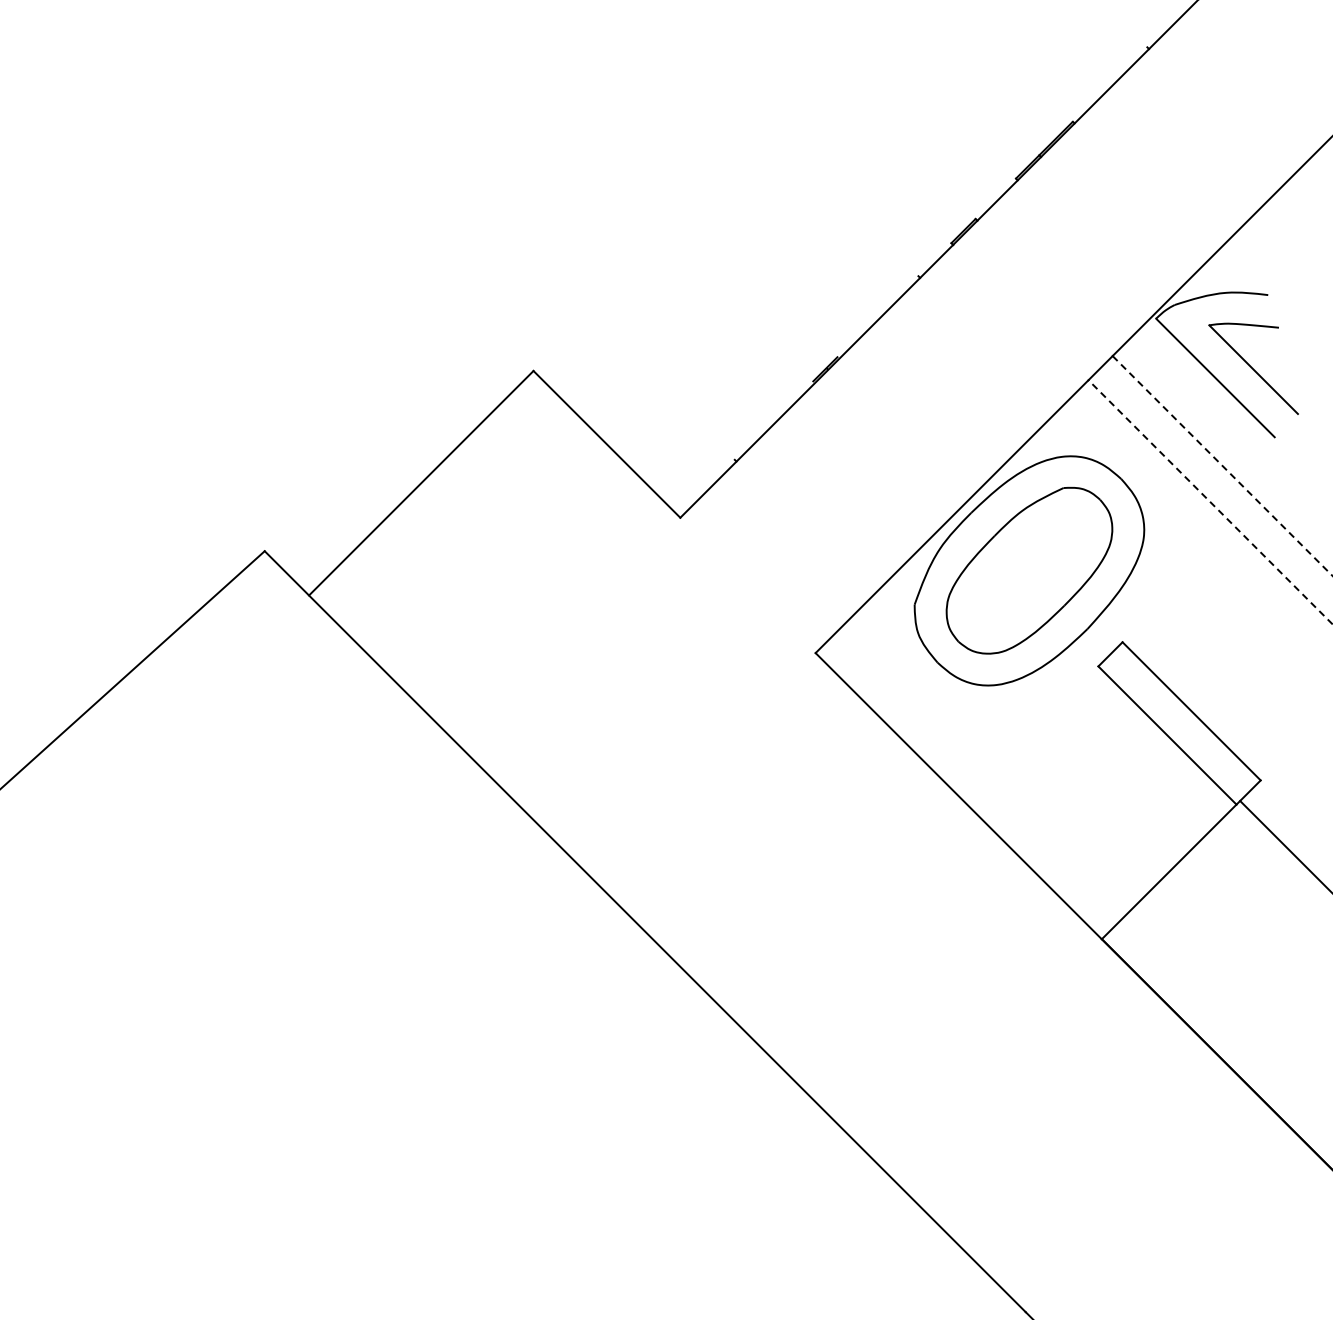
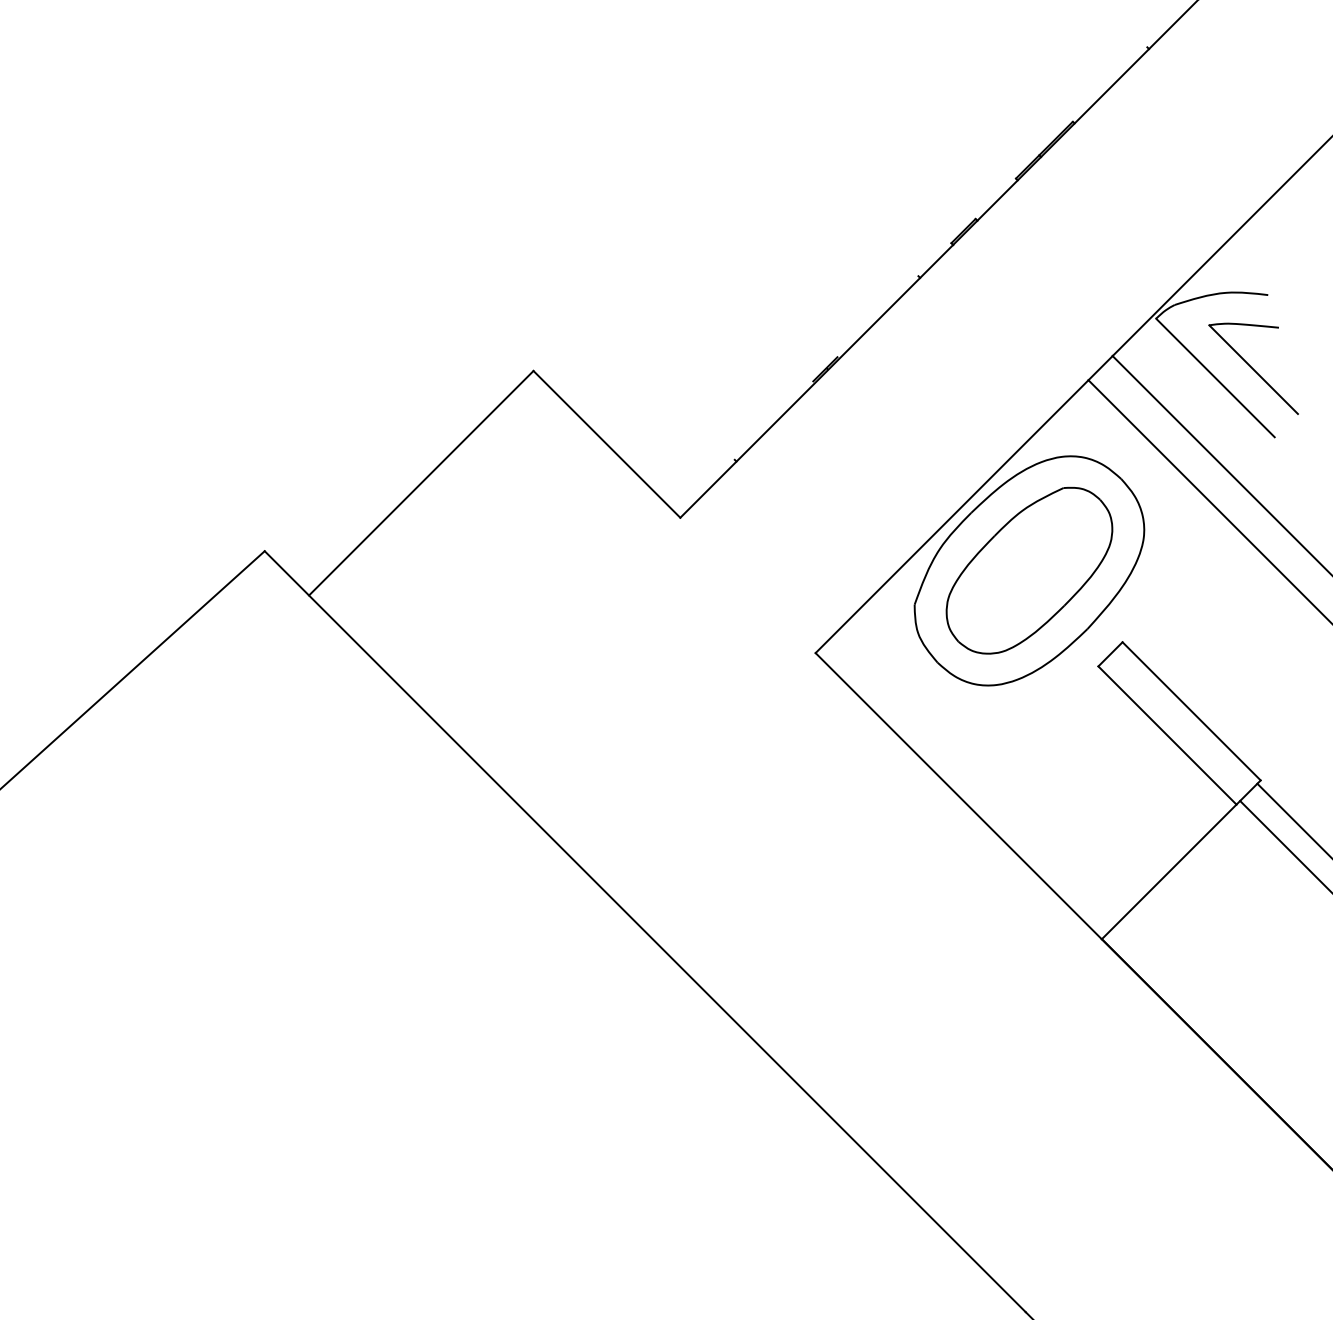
line: dashed -> solid (1222, 466)
line: dashed -> solid (1210, 501)
line: none -> present (1293, 819)
